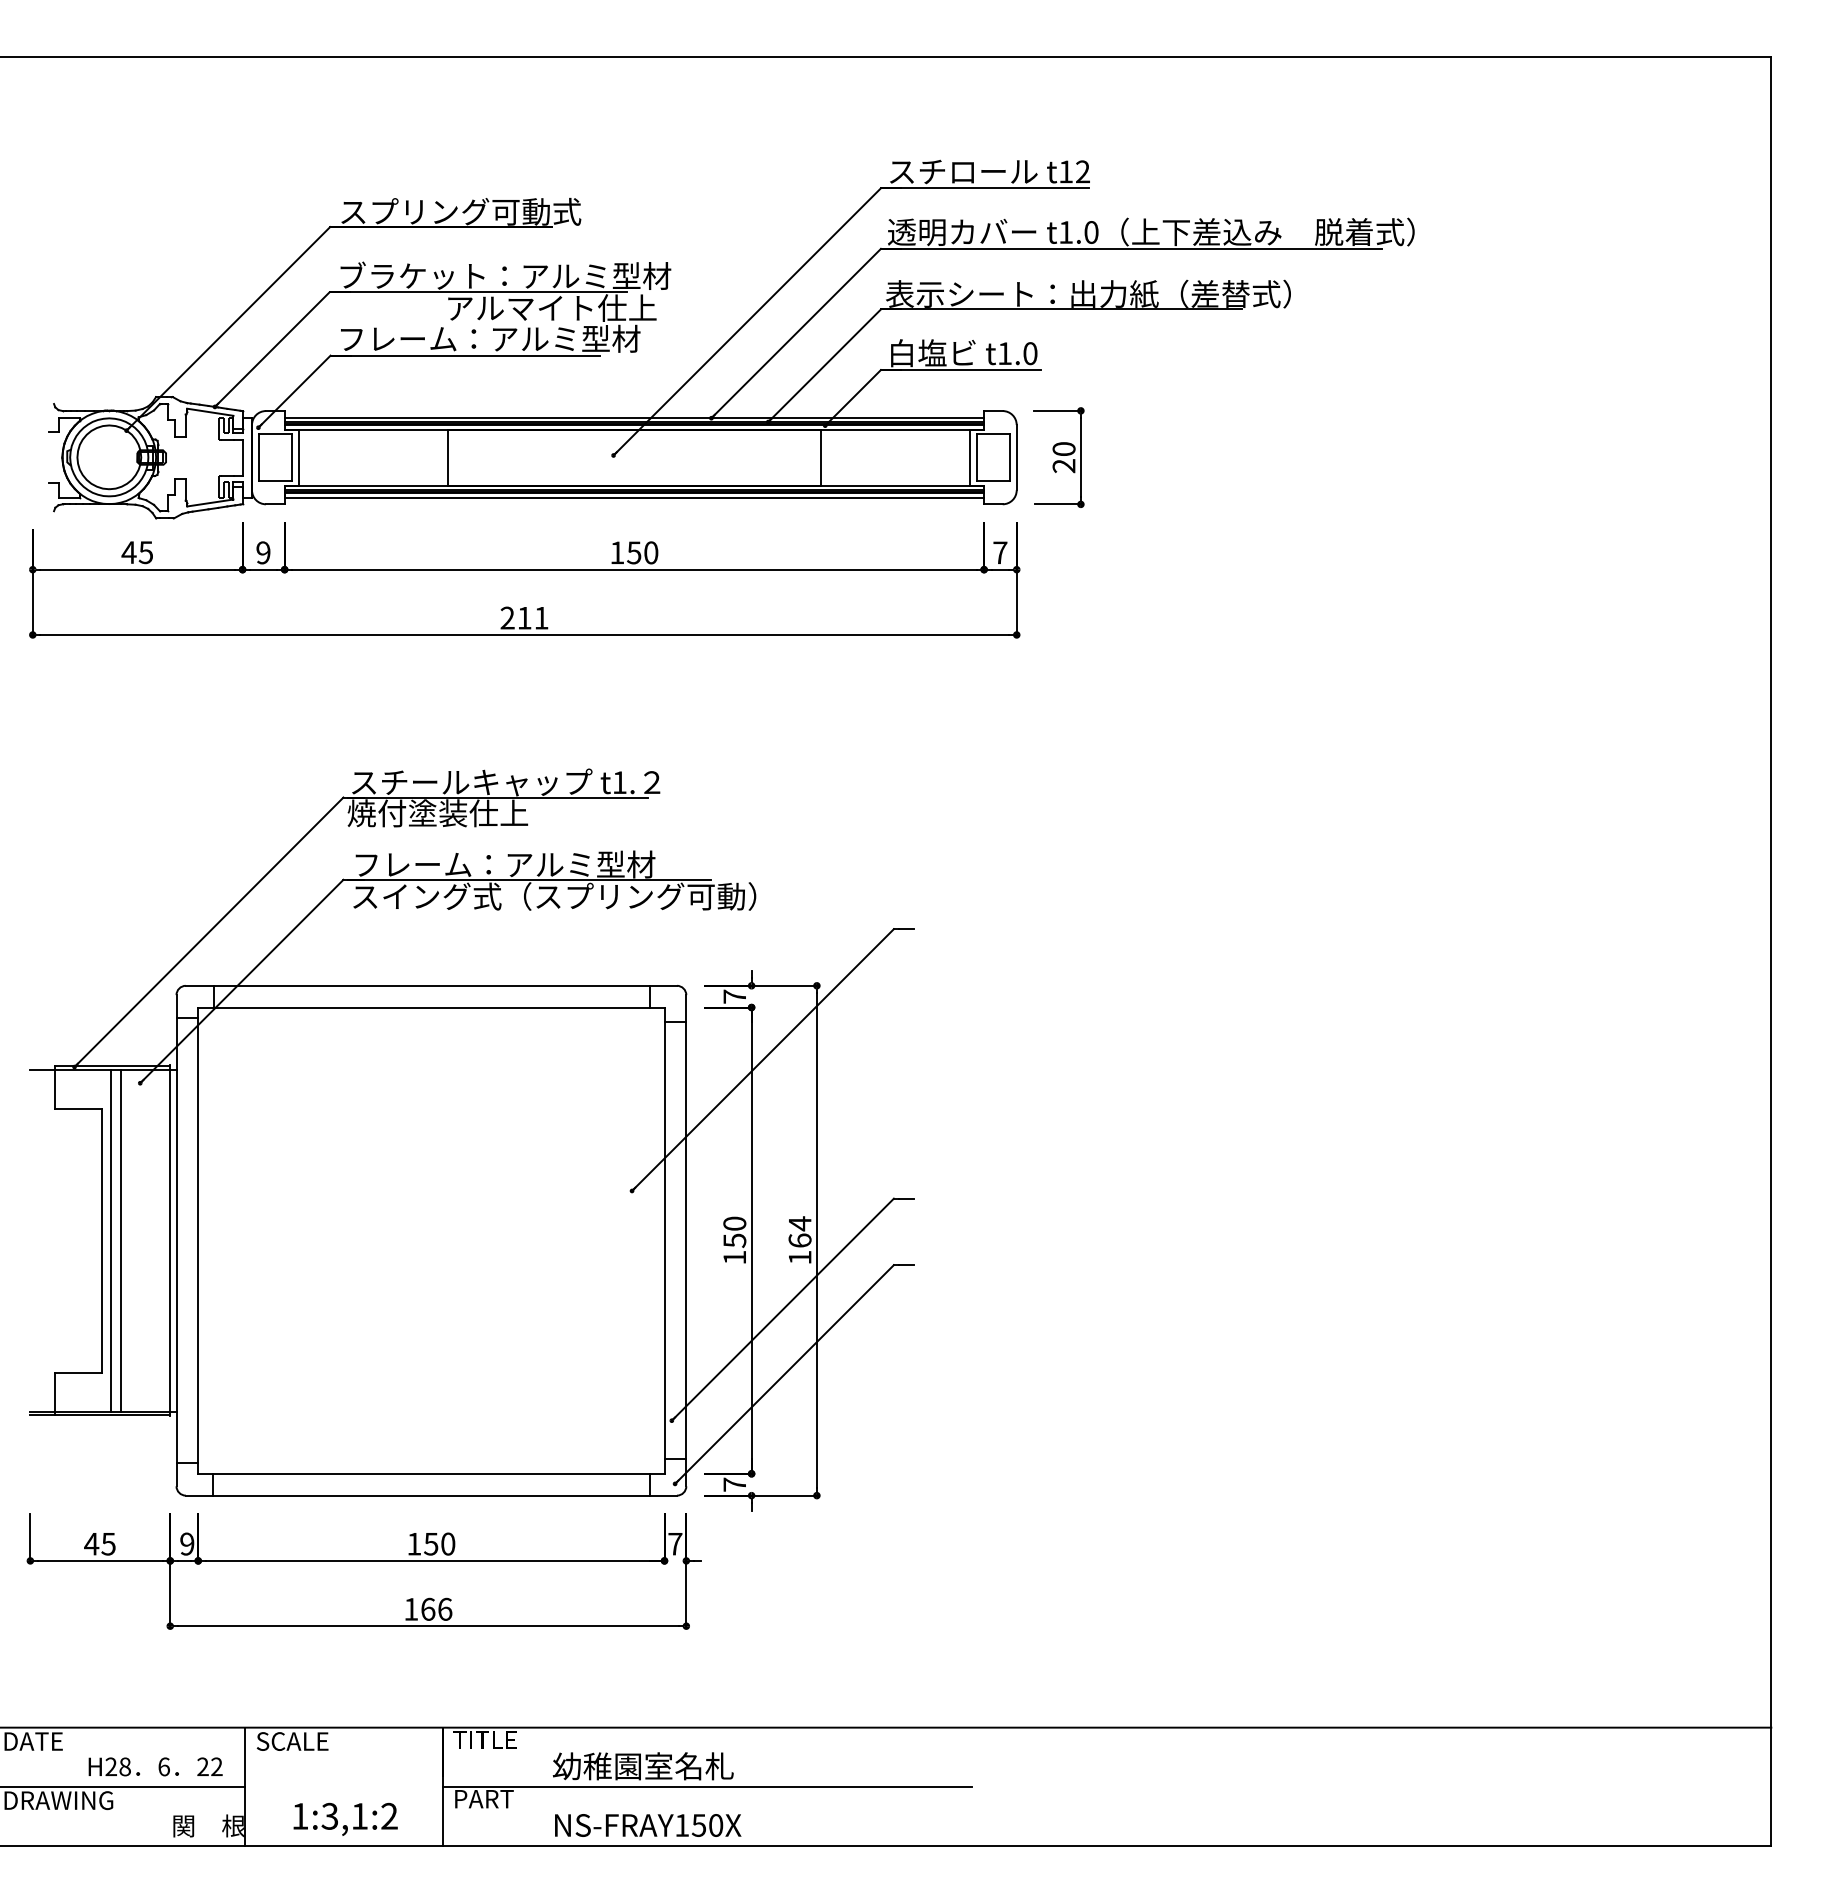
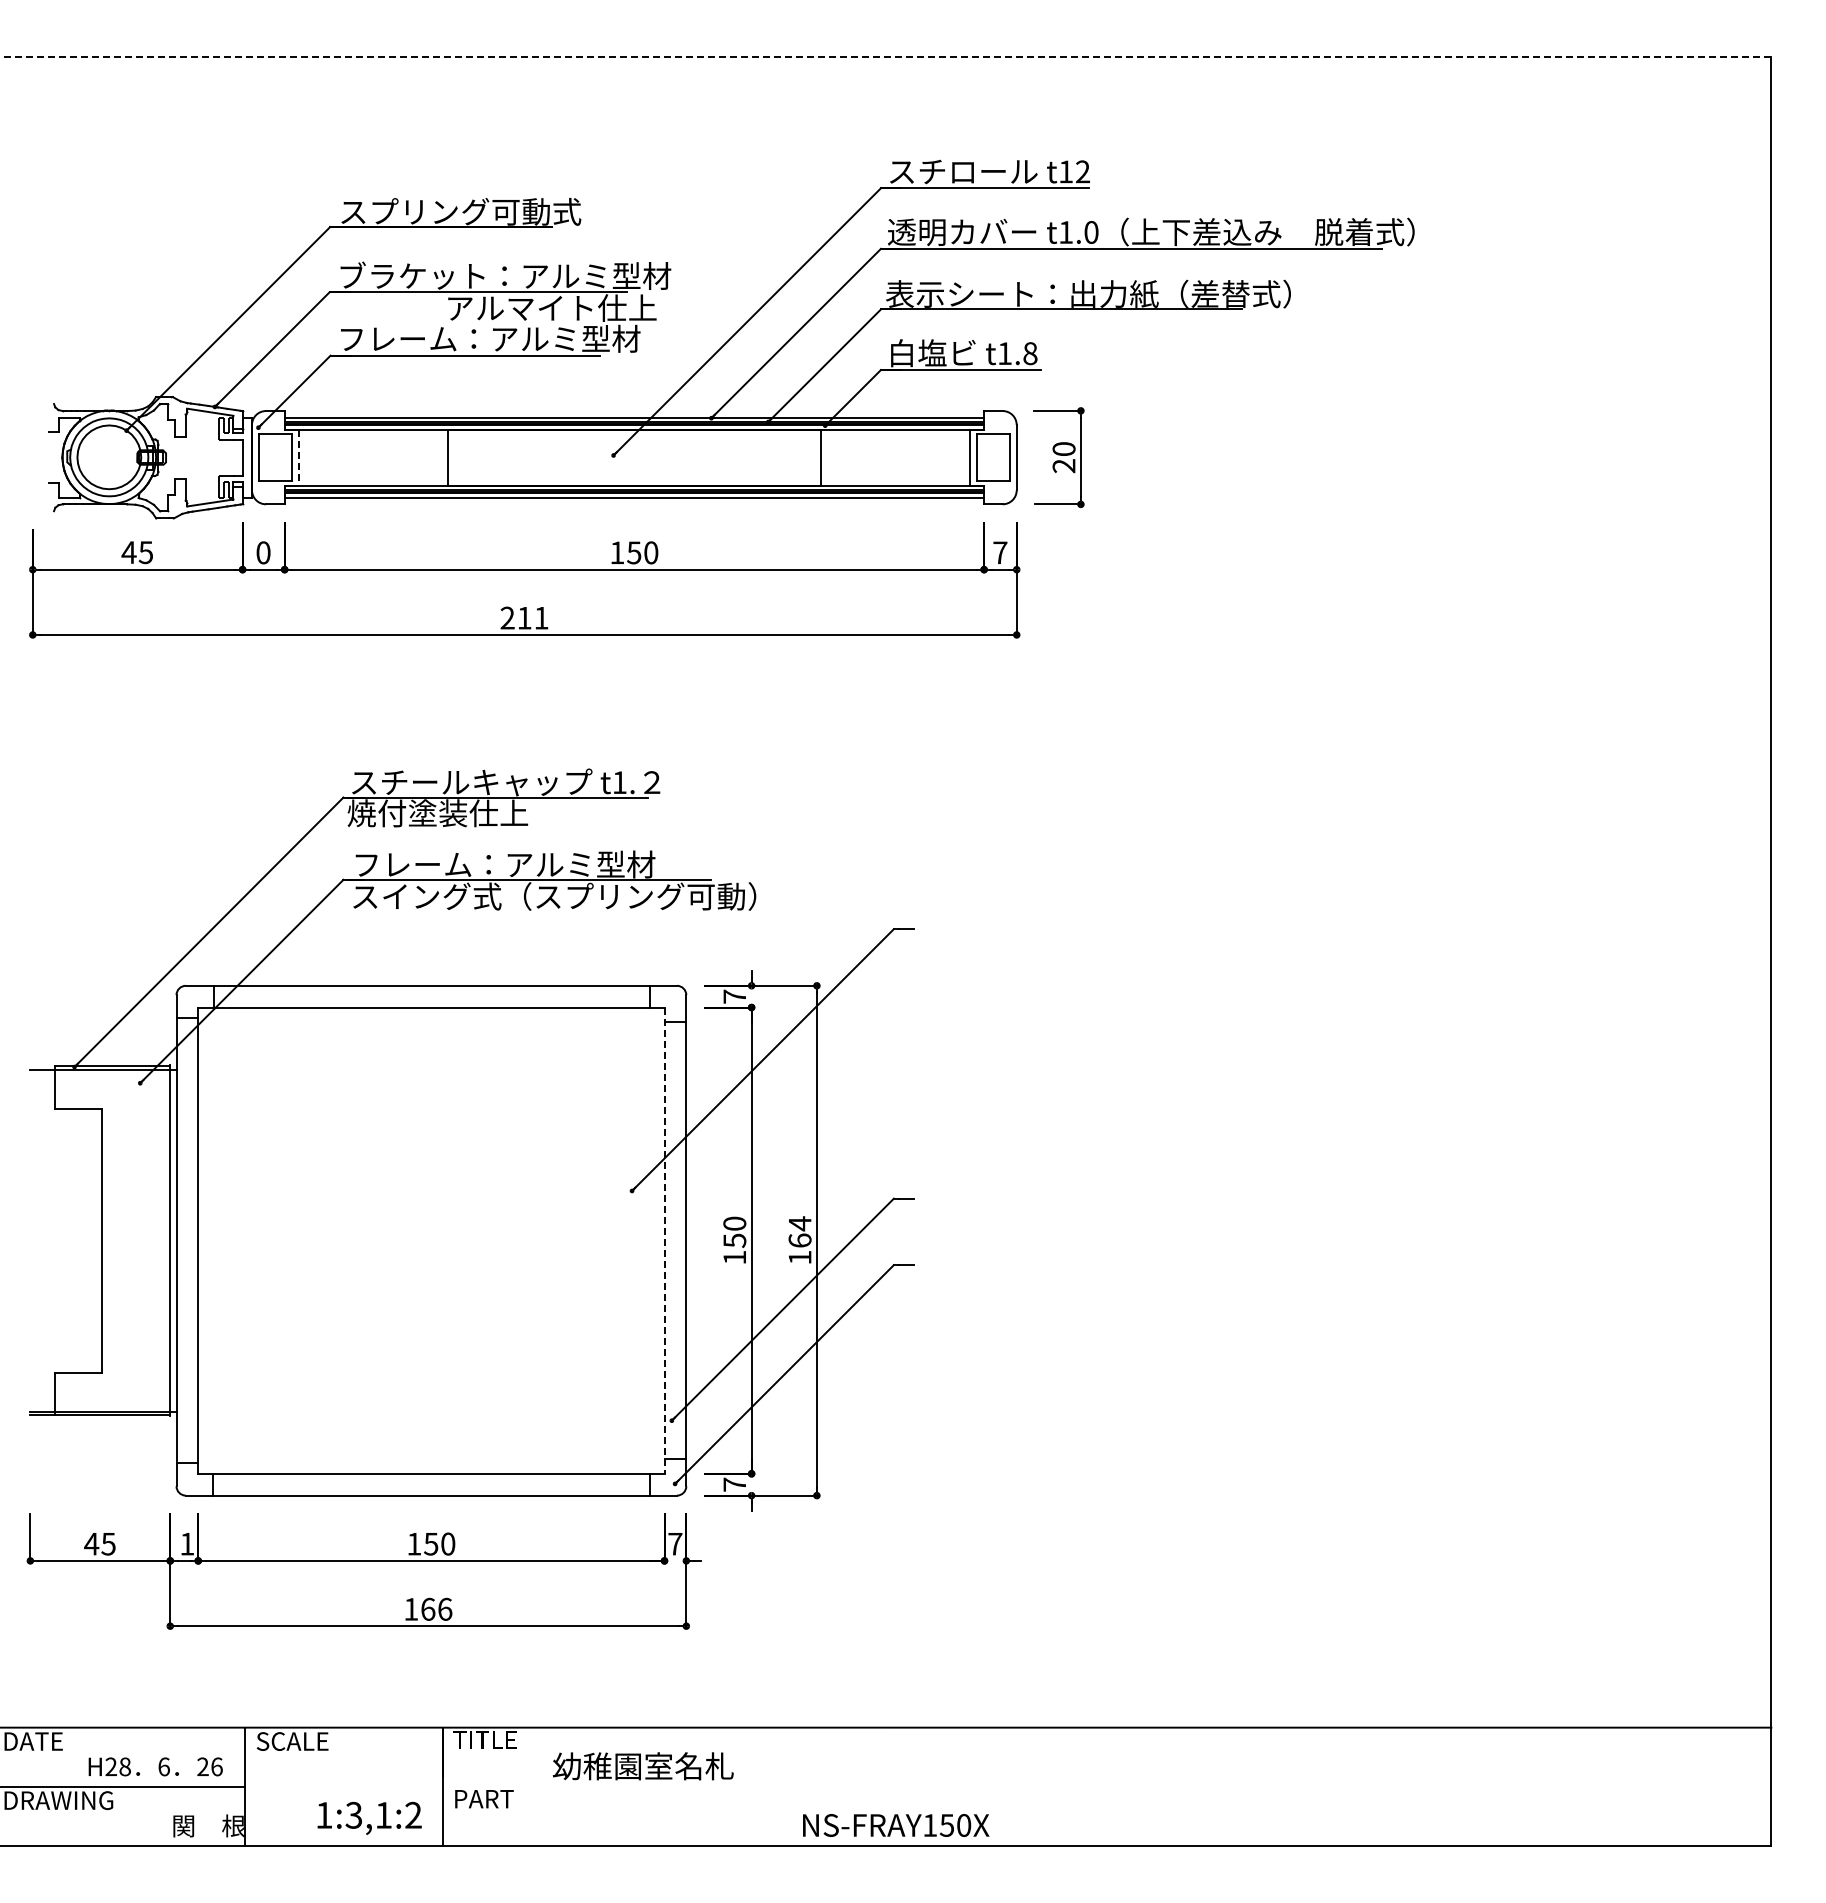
line: solid -> dashed (885, 57)
text: t1.0 -> t1.8 (1030, 353)
line: solid -> dashed (298, 457)
text: 9 -> 0 (263, 552)
line: present -> none (111, 1240)
line: present -> none (120, 1240)
line: solid -> dashed (664, 1241)
text: 9 -> 1 (187, 1543)
text: 22 -> 26 (216, 1766)
line: present -> none (707, 1786)
text position: (345, 1818) -> (369, 1817) (369, 1817)
text position: (648, 1825) -> (896, 1825) (896, 1825)
